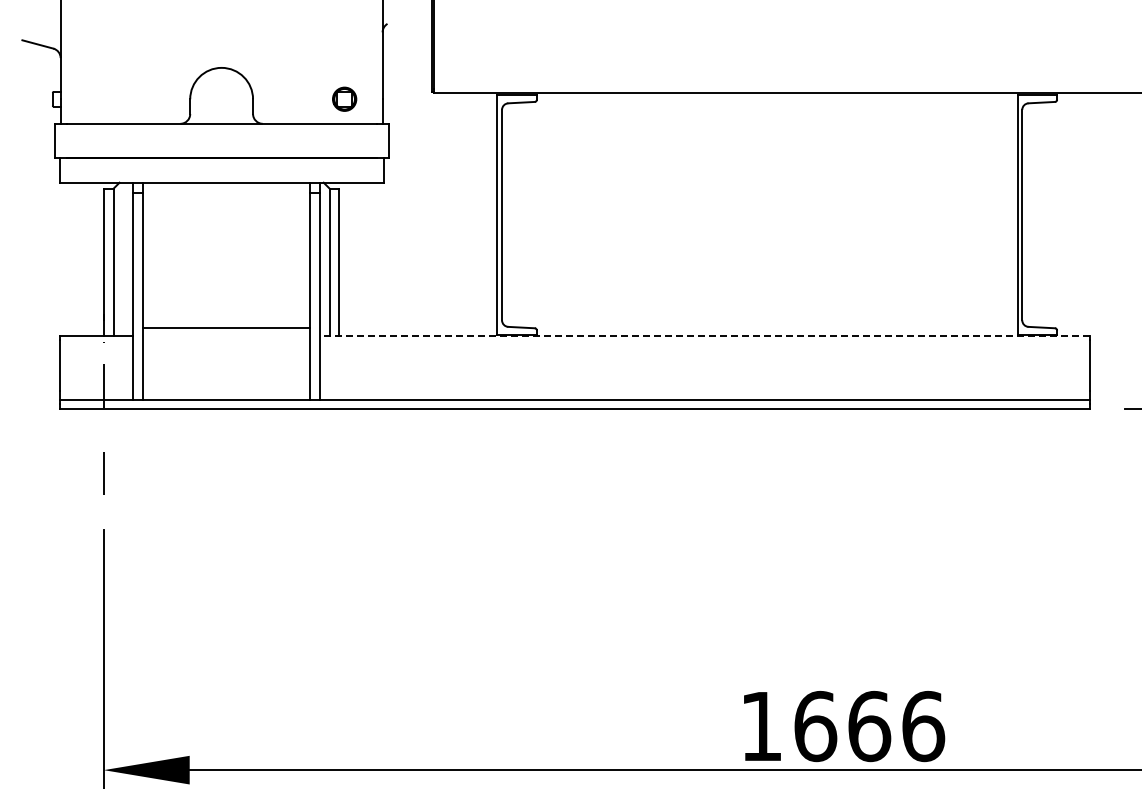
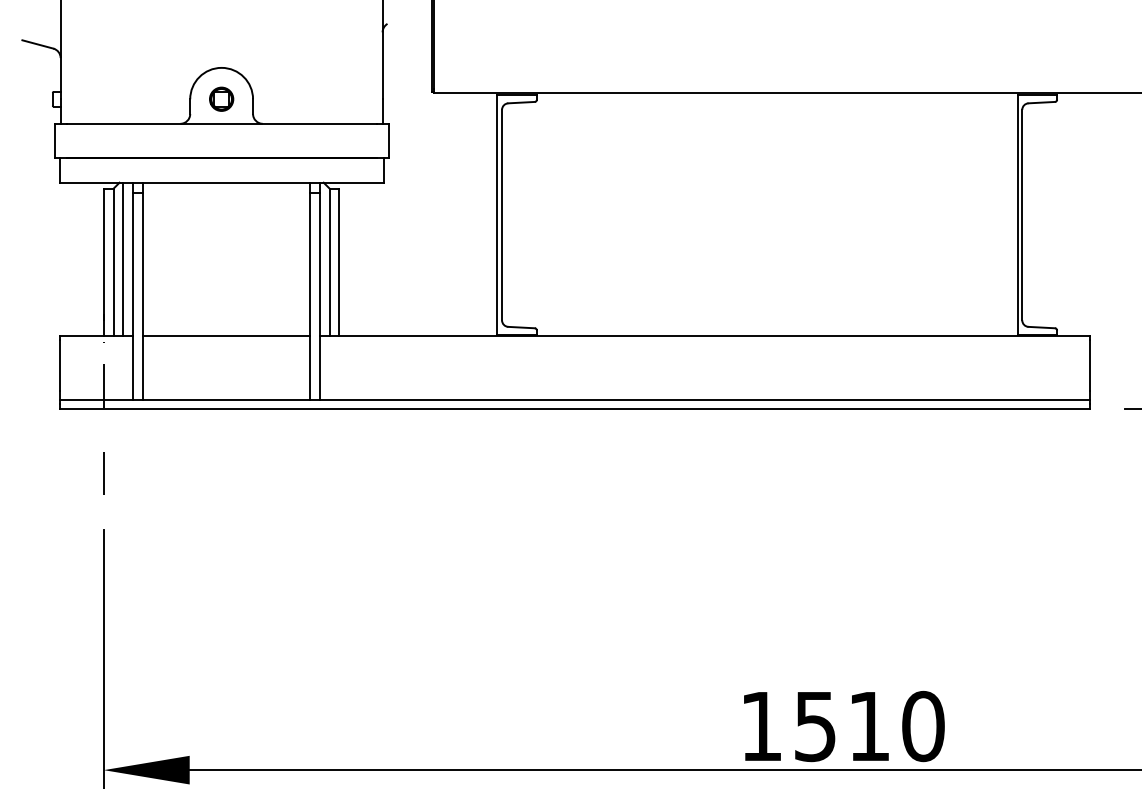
part position: (344, 98) -> (221, 98) (221, 98)
line: none -> present (123, 258)
line position: (226, 327) -> (226, 335) (226, 335)
line: dashed -> solid (704, 335)
text: 1666 -> 1510 (869, 726)
